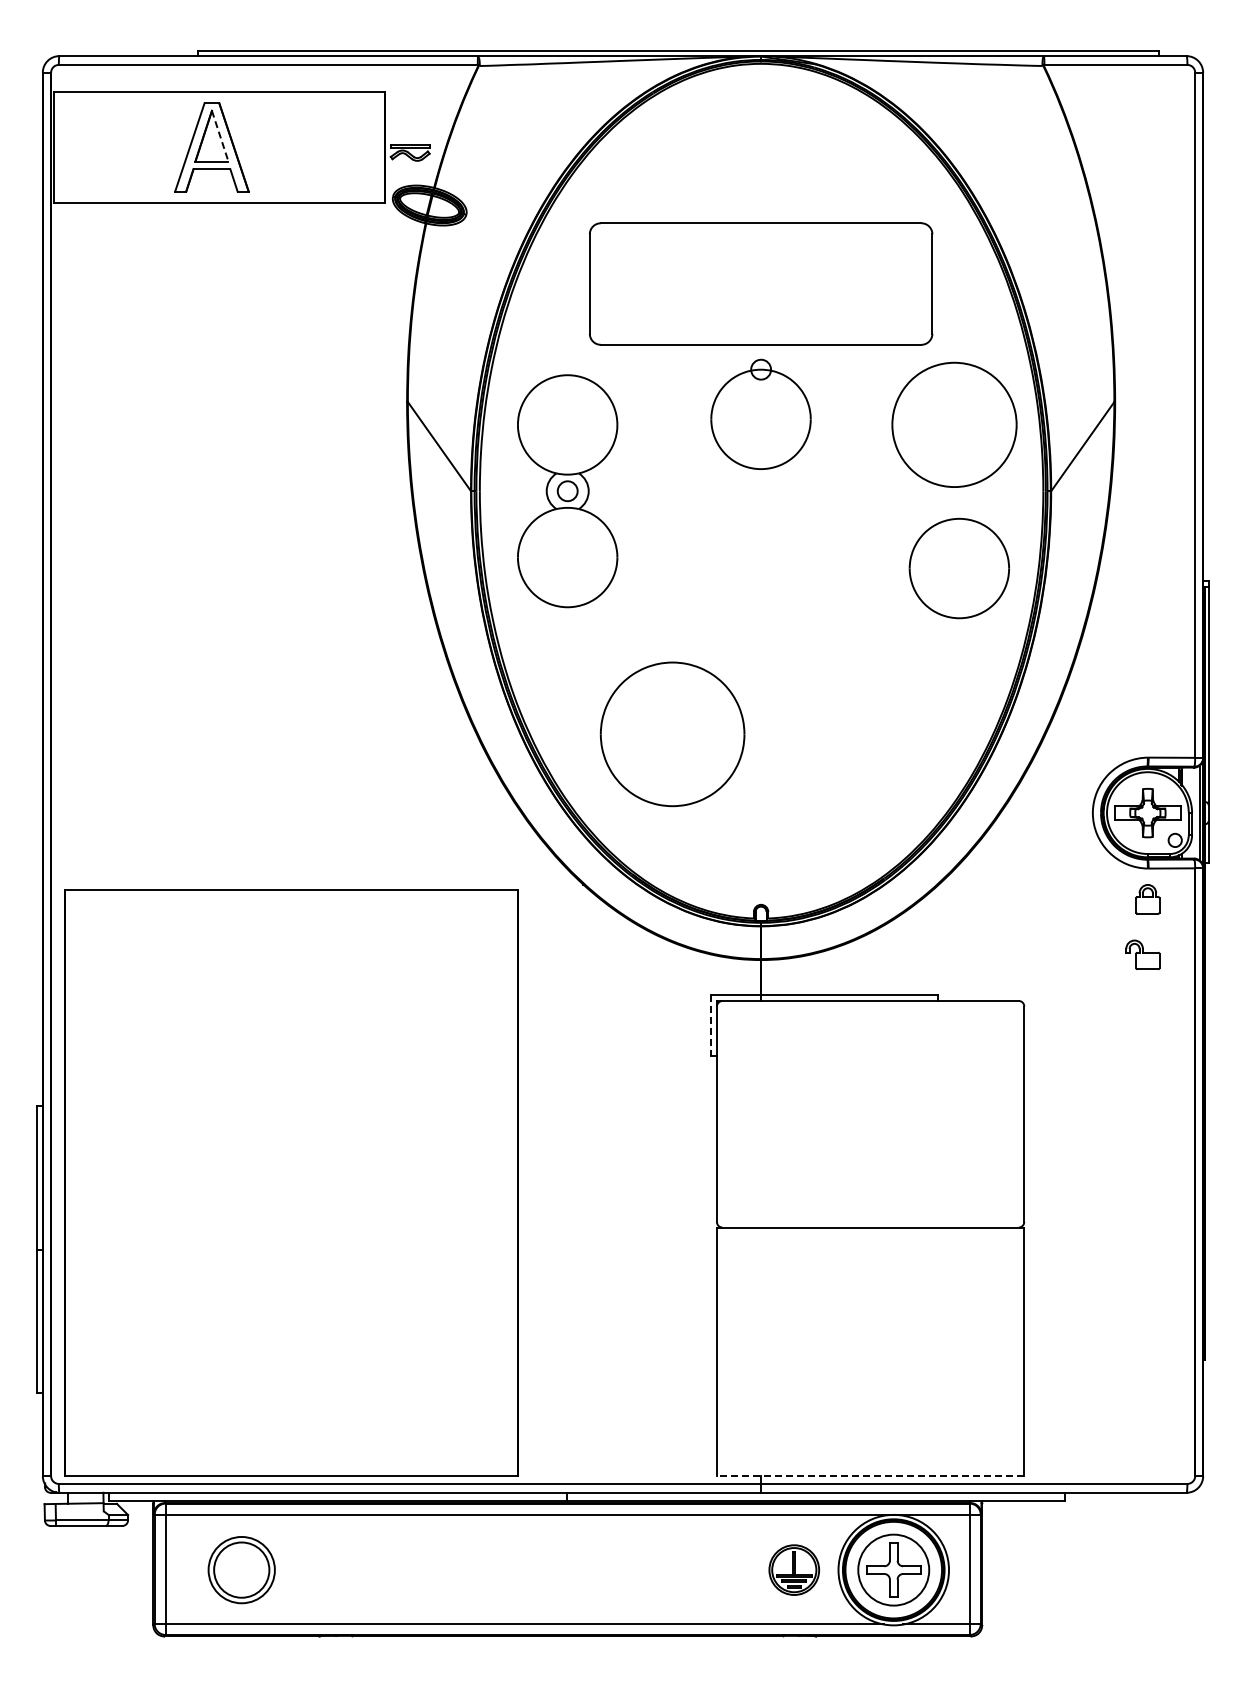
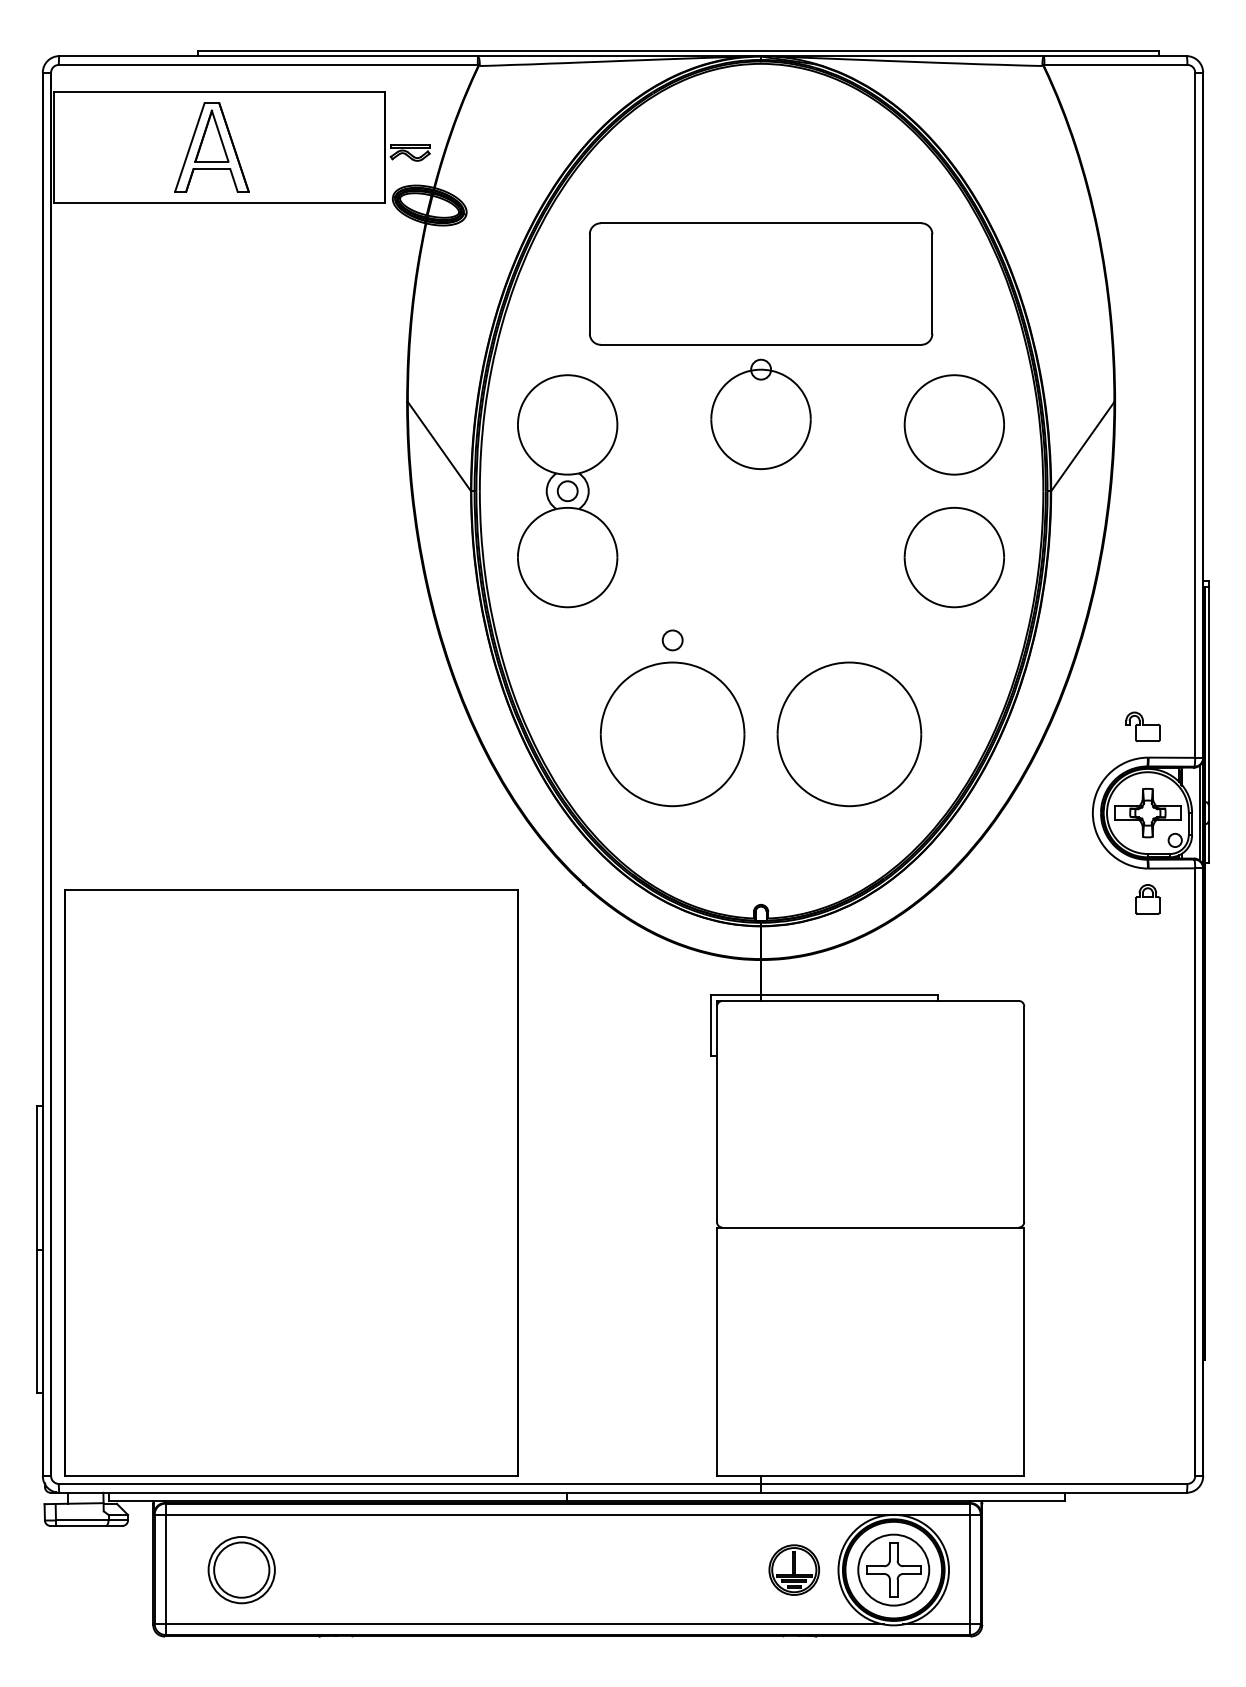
line: dashed -> solid (220, 136)
part size: 127x127 px -> 102x102 px (953, 424)
part position: (958, 568) -> (953, 557) (953, 557)
circle: none -> present (672, 640)
part: none -> present (849, 734)
part position: (1142, 954) -> (1142, 726) (1142, 726)
line: dashed -> solid (711, 1026)
line: dashed -> solid (870, 1476)
